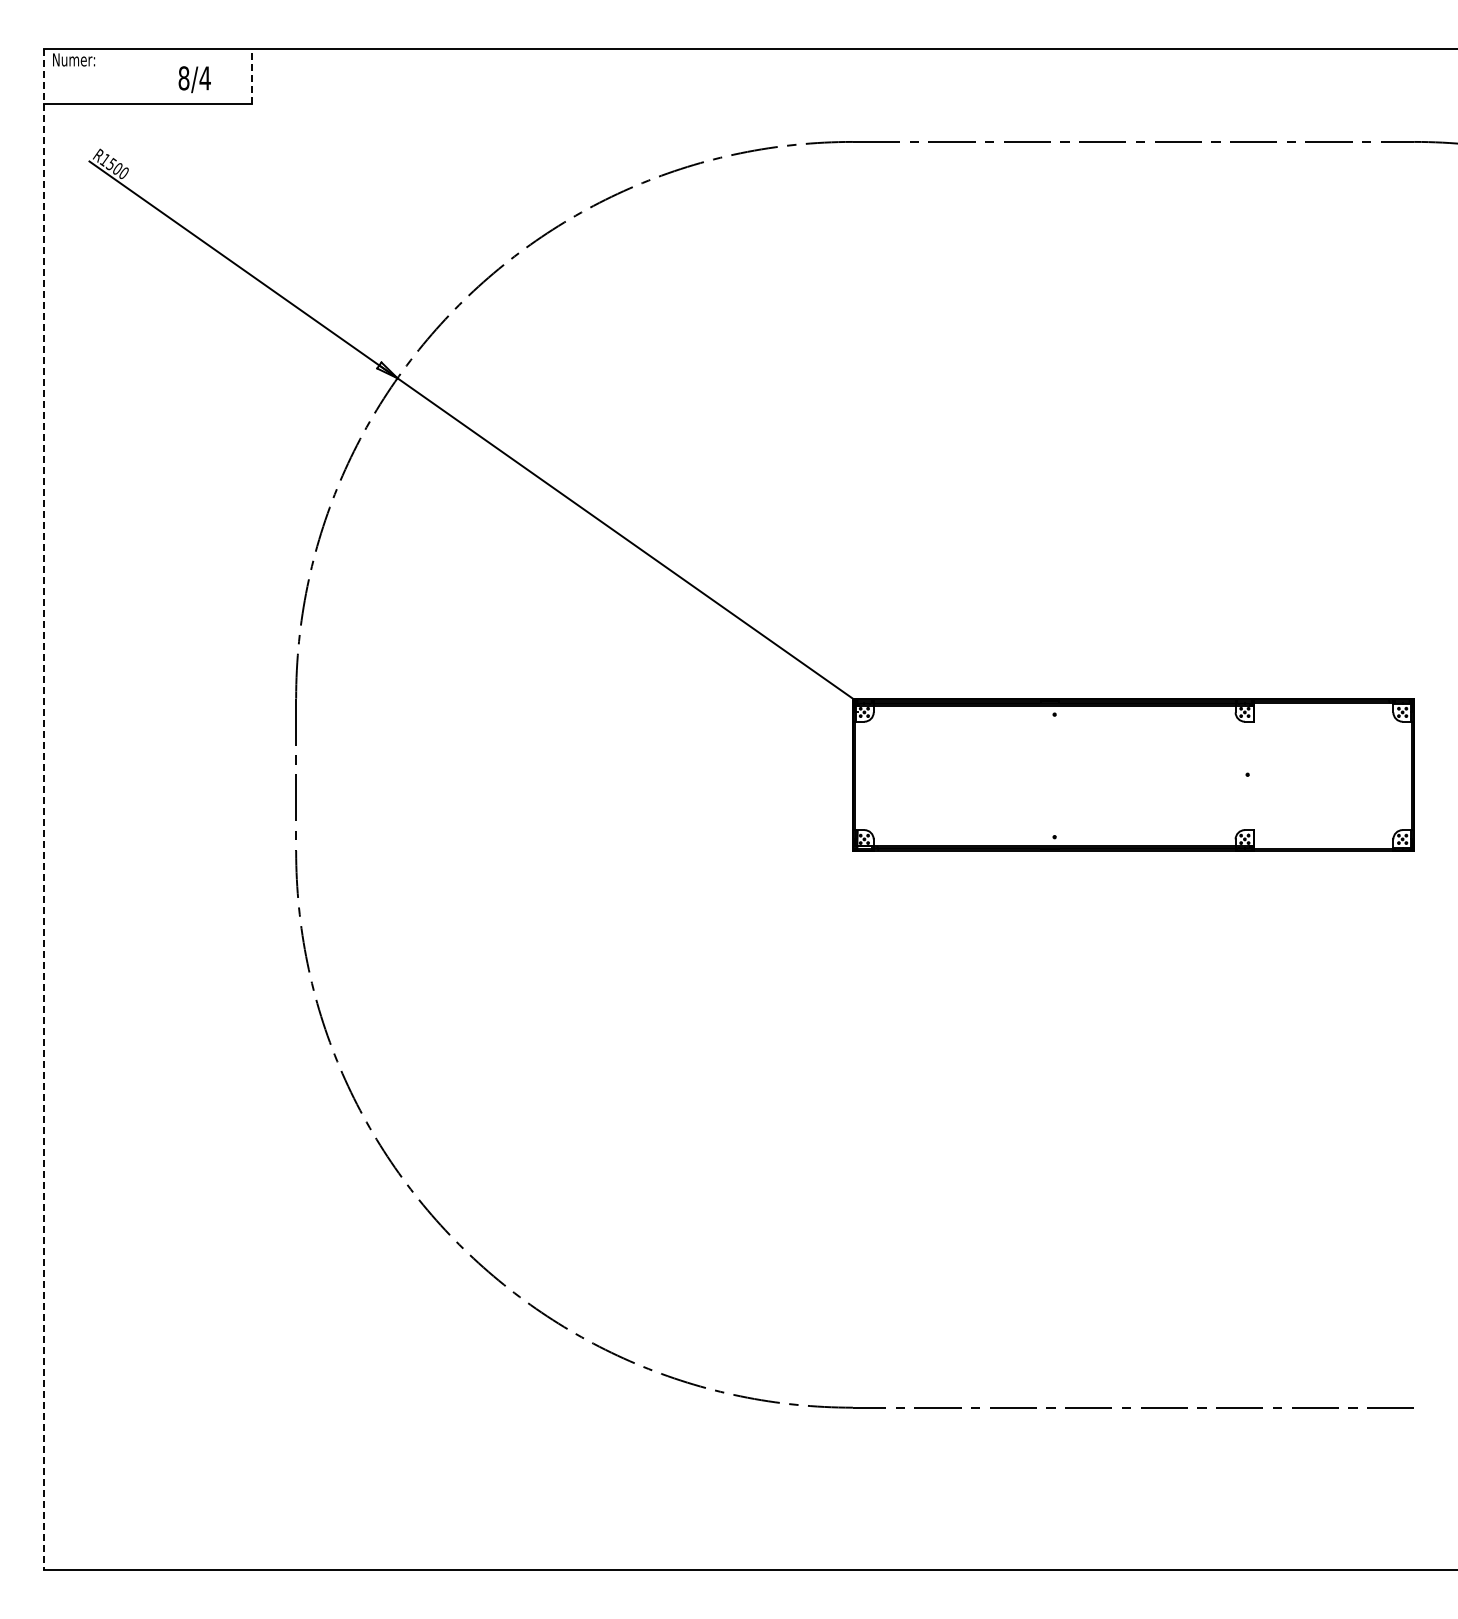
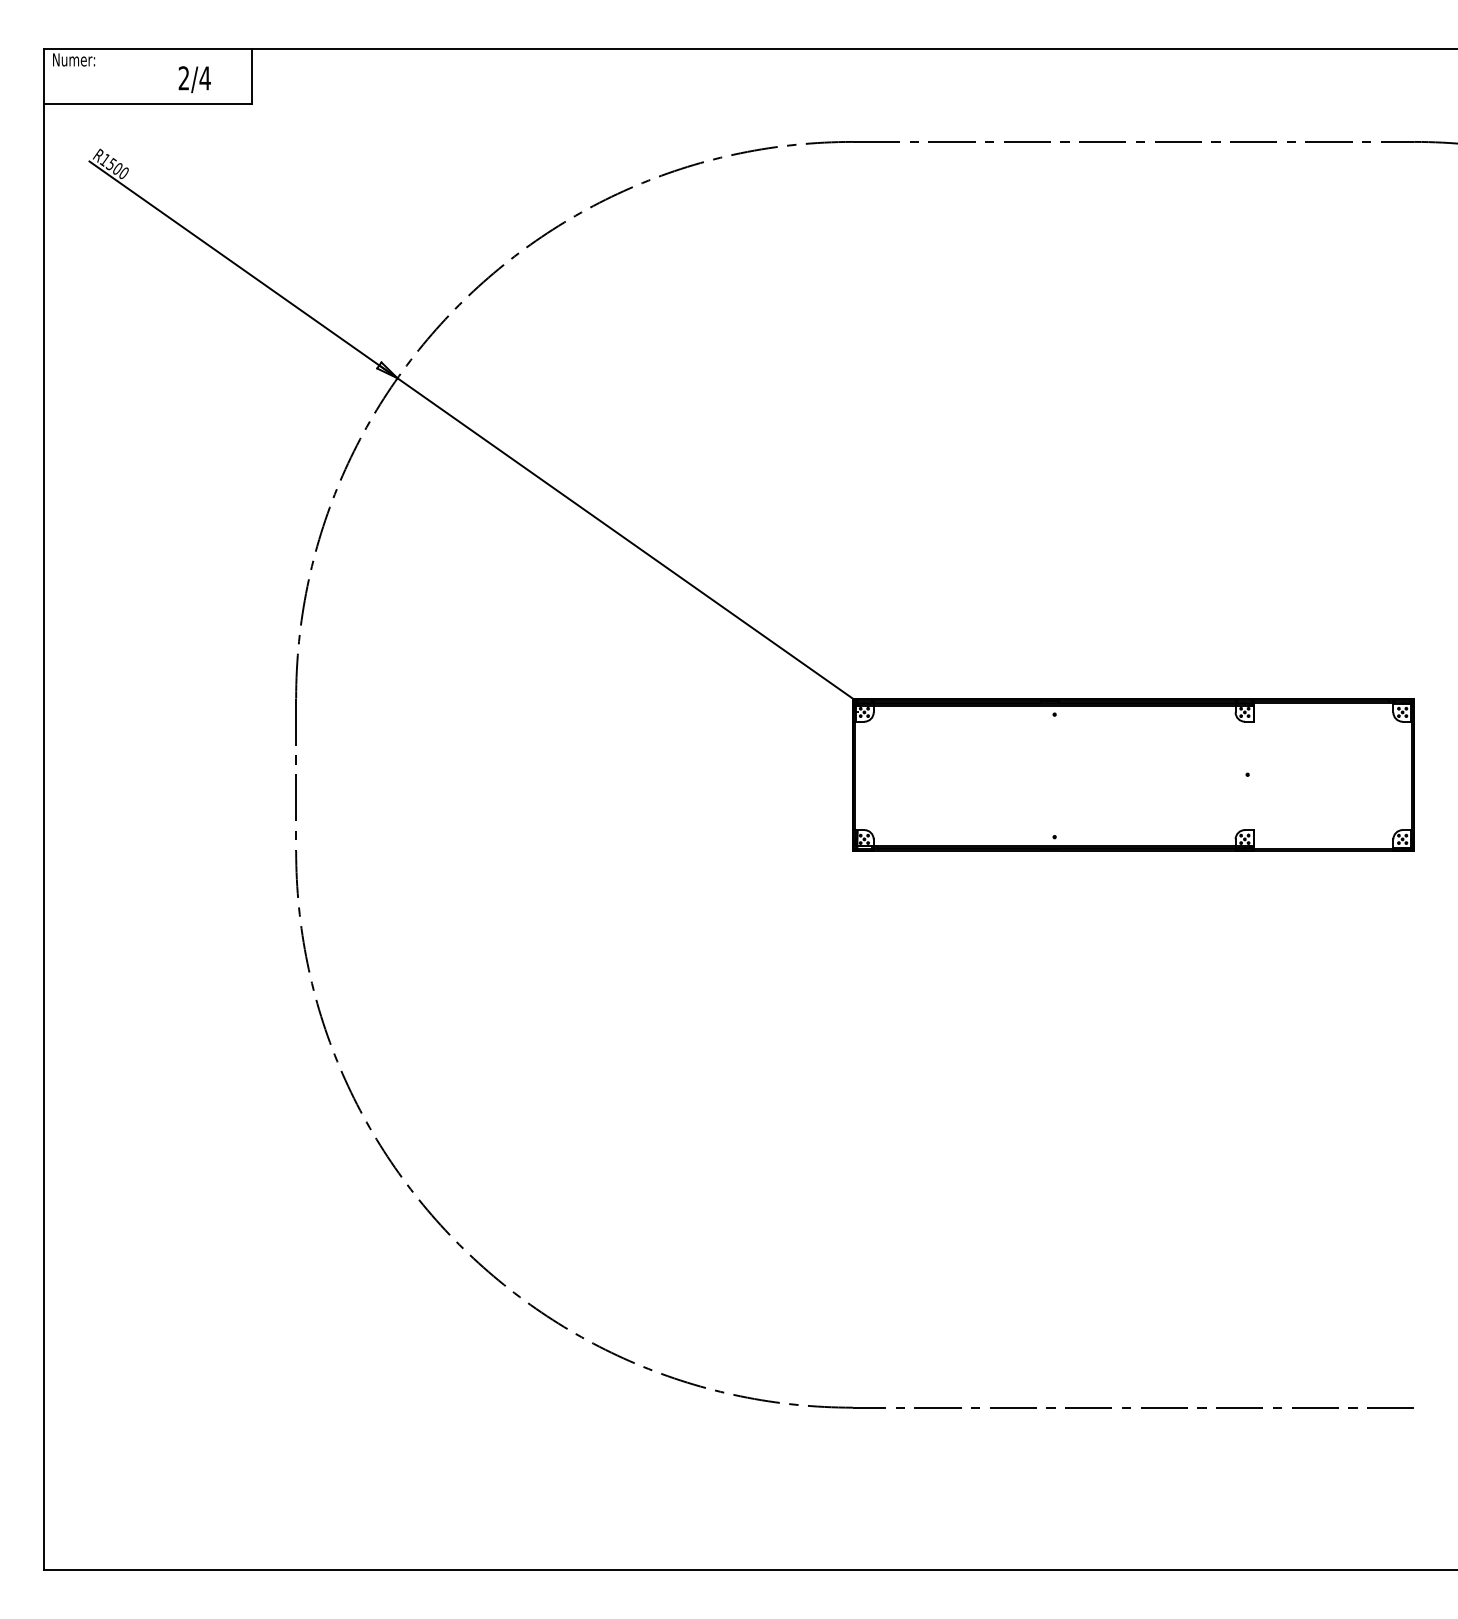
line: dashed -> solid (251, 76)
text: 8/4 -> 2/4 (183, 78)
line: dashed -> solid (43, 809)
